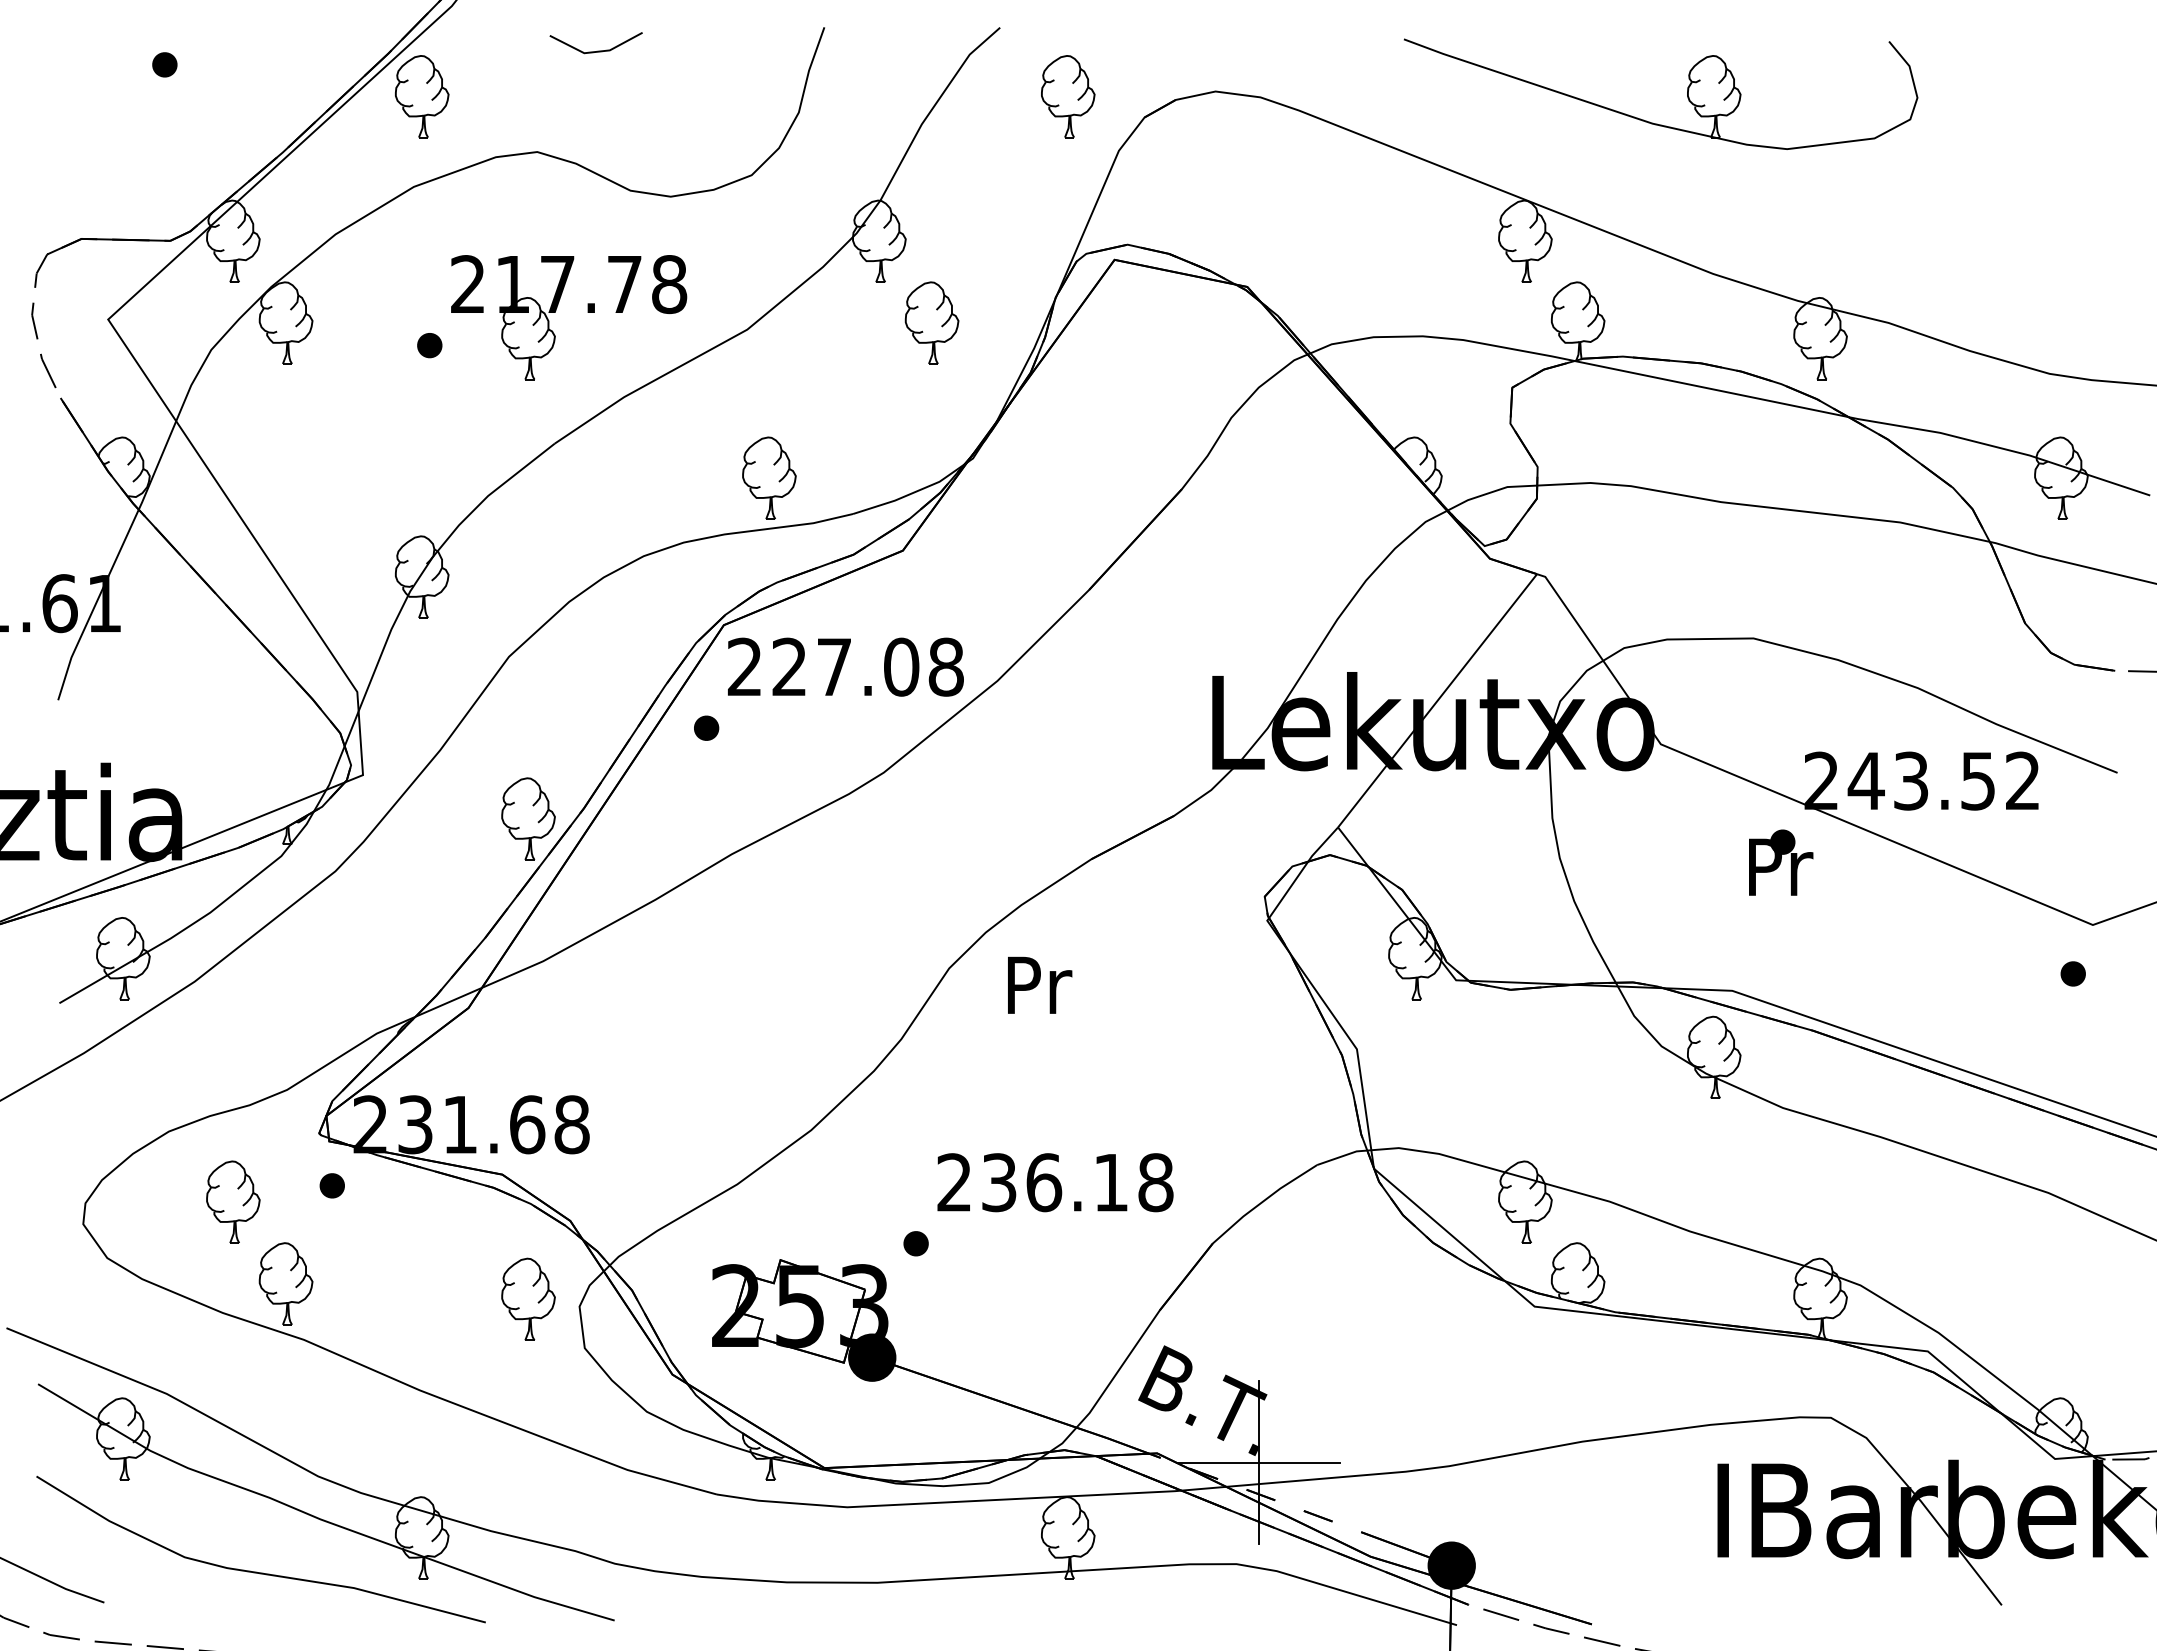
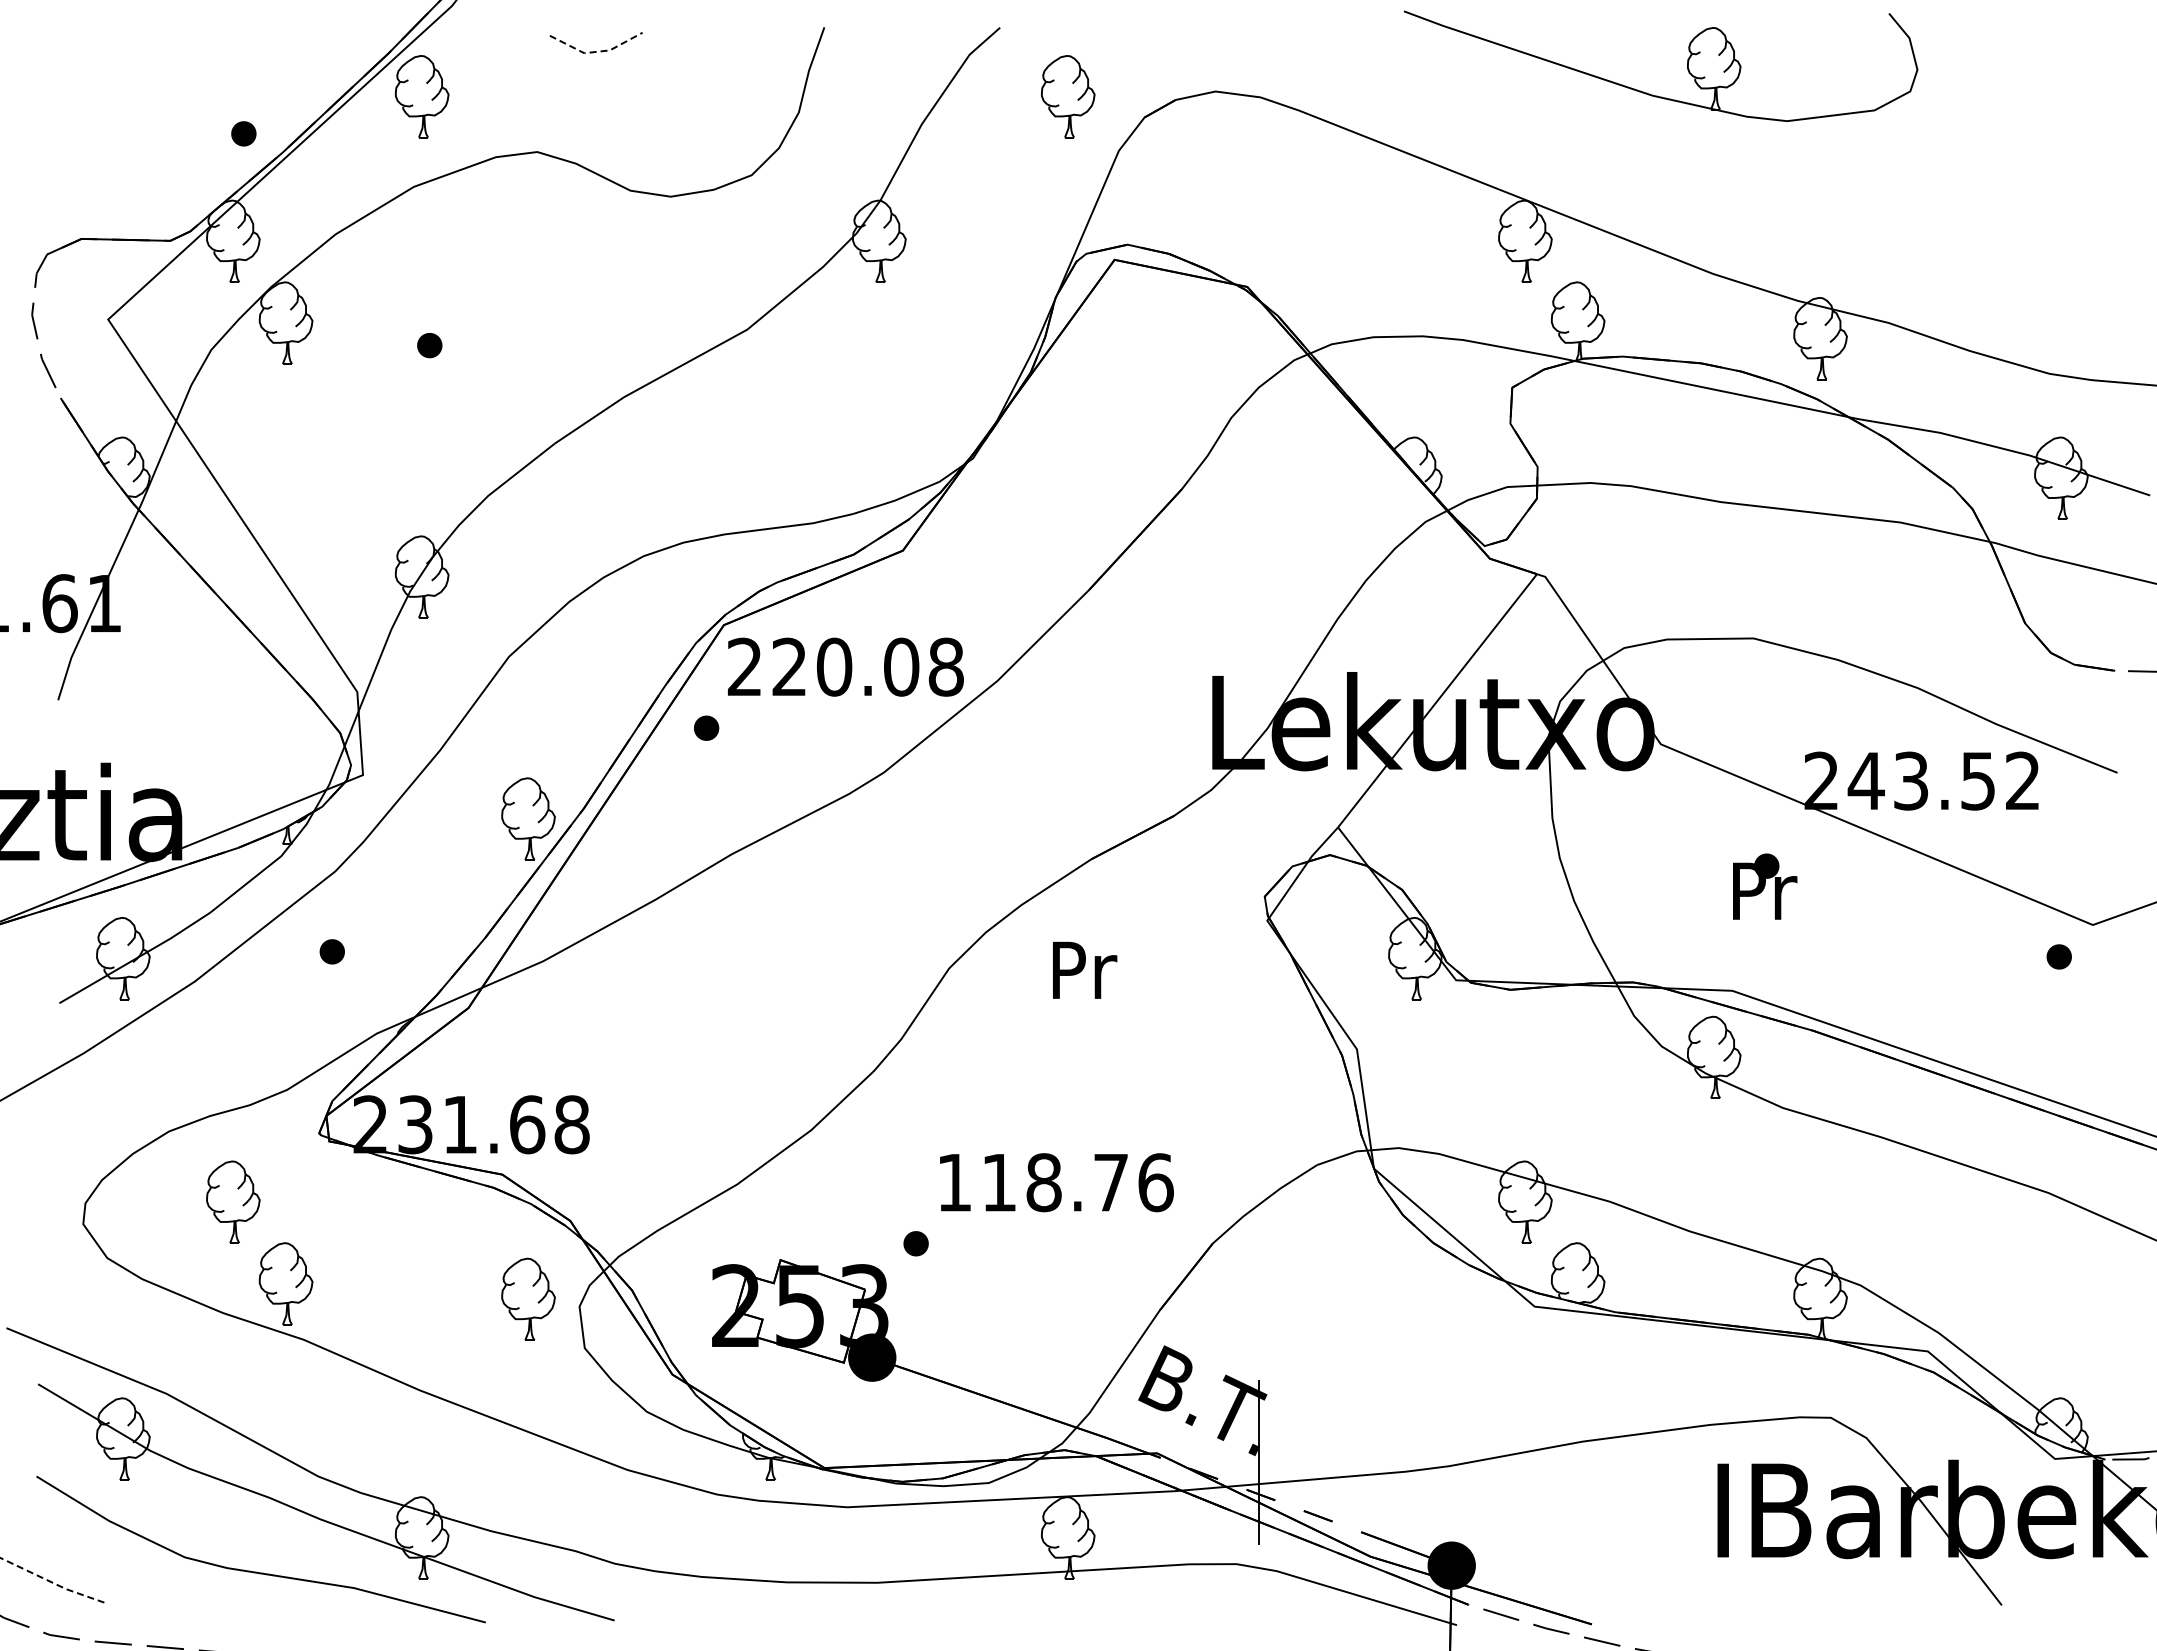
line: solid -> dashed (597, 51)
part position: (164, 64) -> (243, 133) (243, 133)
part position: (1687, 93) -> (1687, 65) (1687, 65)
part: present -> none (556, 310)
part: present -> none (931, 322)
part: present -> none (769, 477)
text: 227.08 -> 220.08 (834, 666)
text position: (1781, 862) -> (1765, 886) (1765, 886)
part position: (2072, 973) -> (2058, 956) (2058, 956)
text position: (1040, 984) -> (1085, 969) (1085, 969)
text: 236.18 -> 118.76 (1055, 1182)
part position: (331, 1185) -> (331, 951) (331, 951)
line: present -> none (1258, 1462)
line: solid -> dashed (51, 1582)
